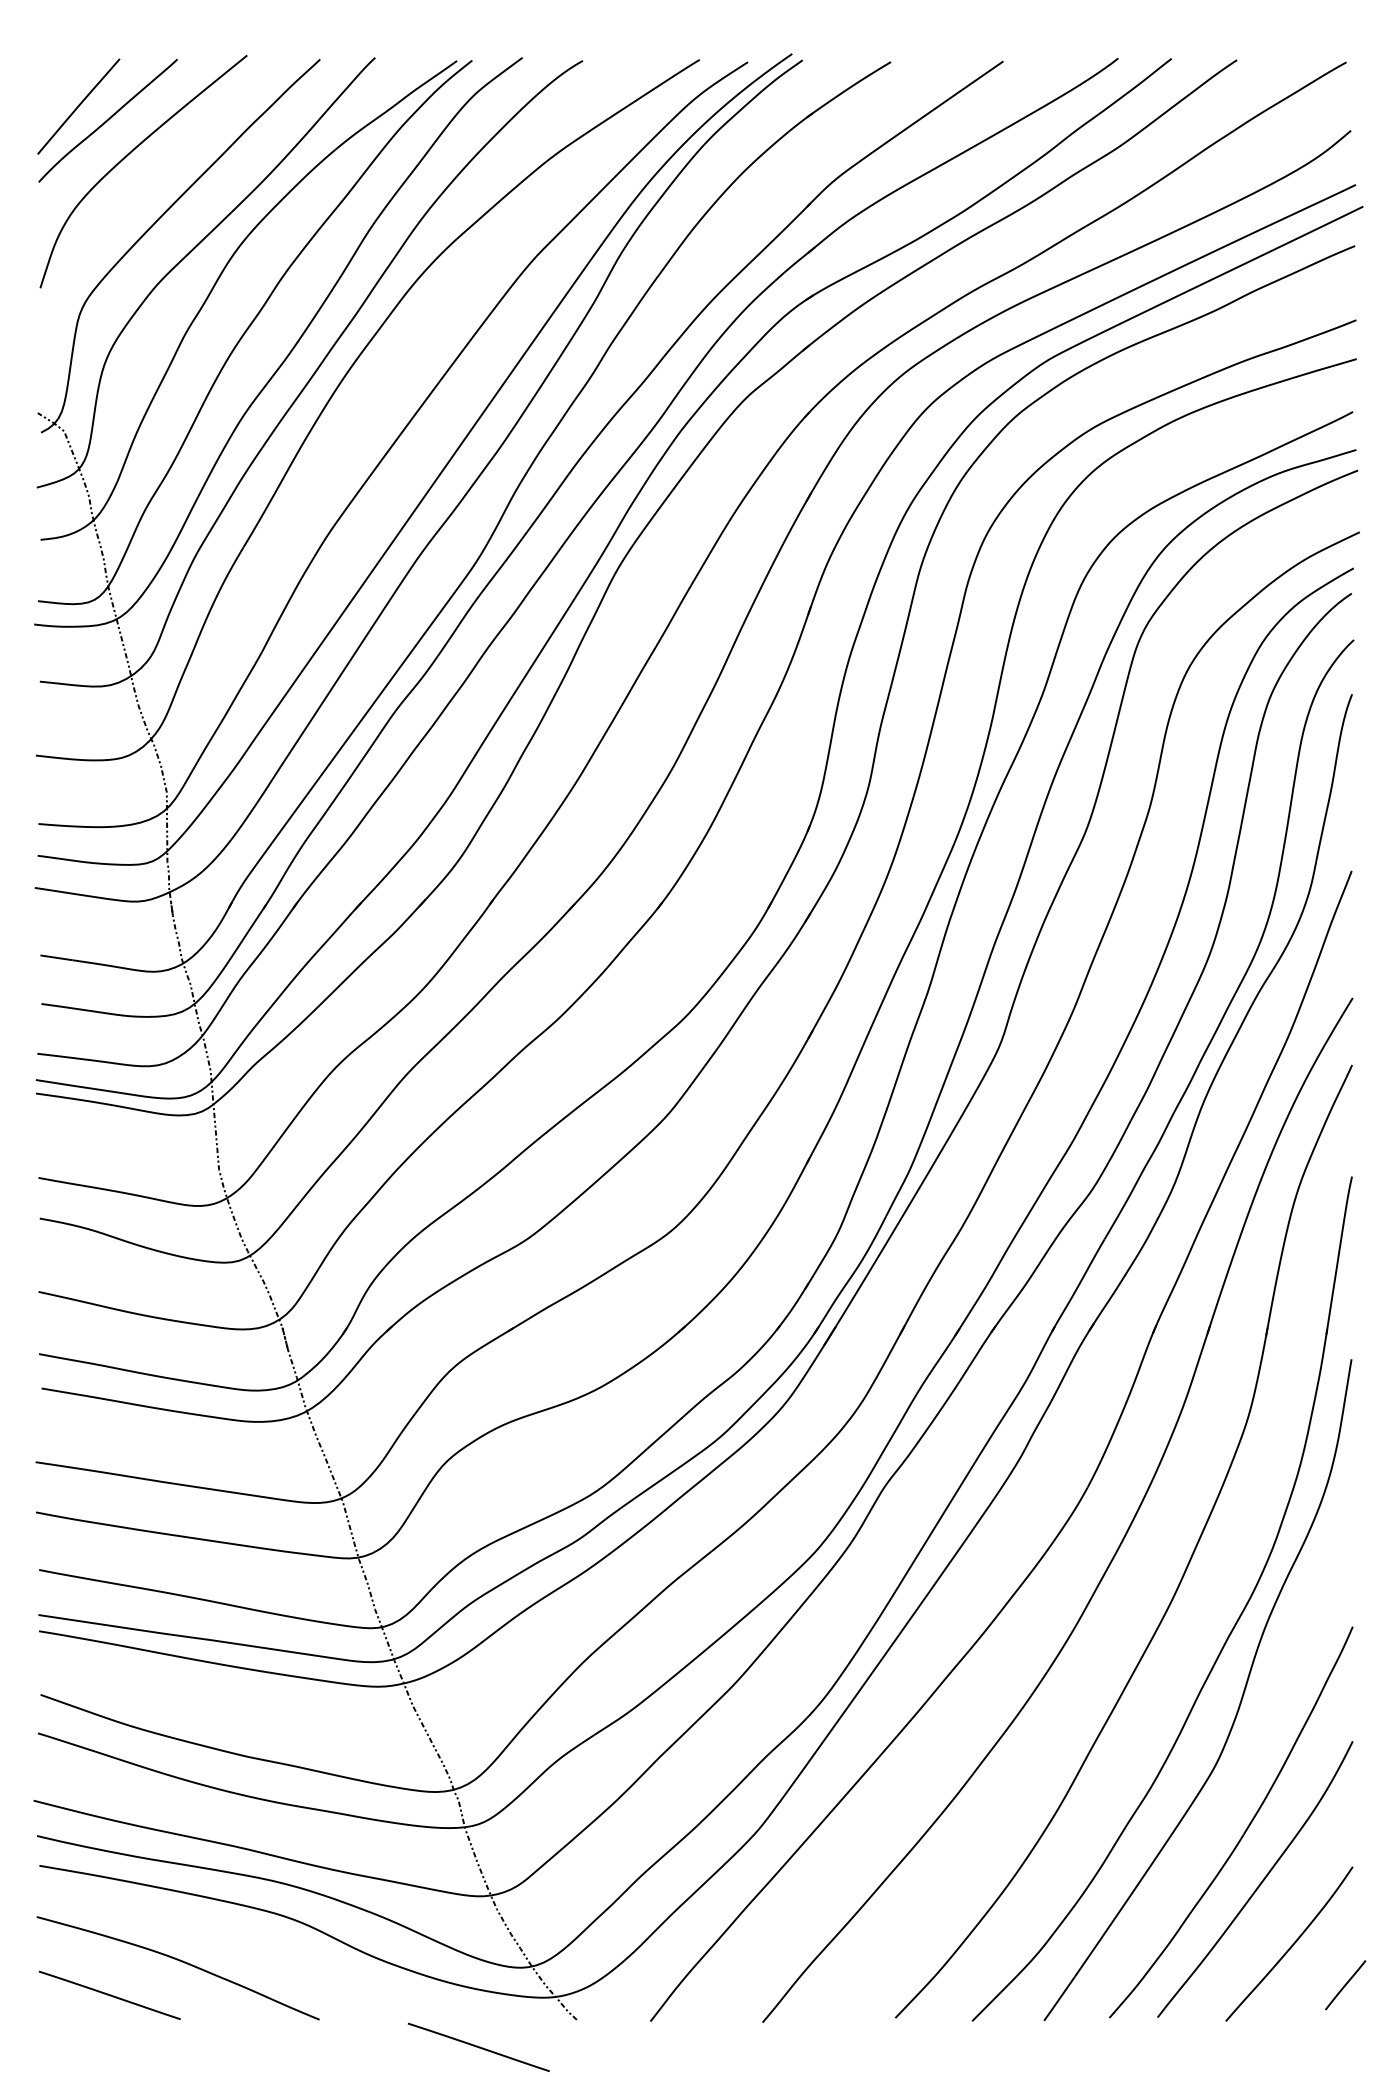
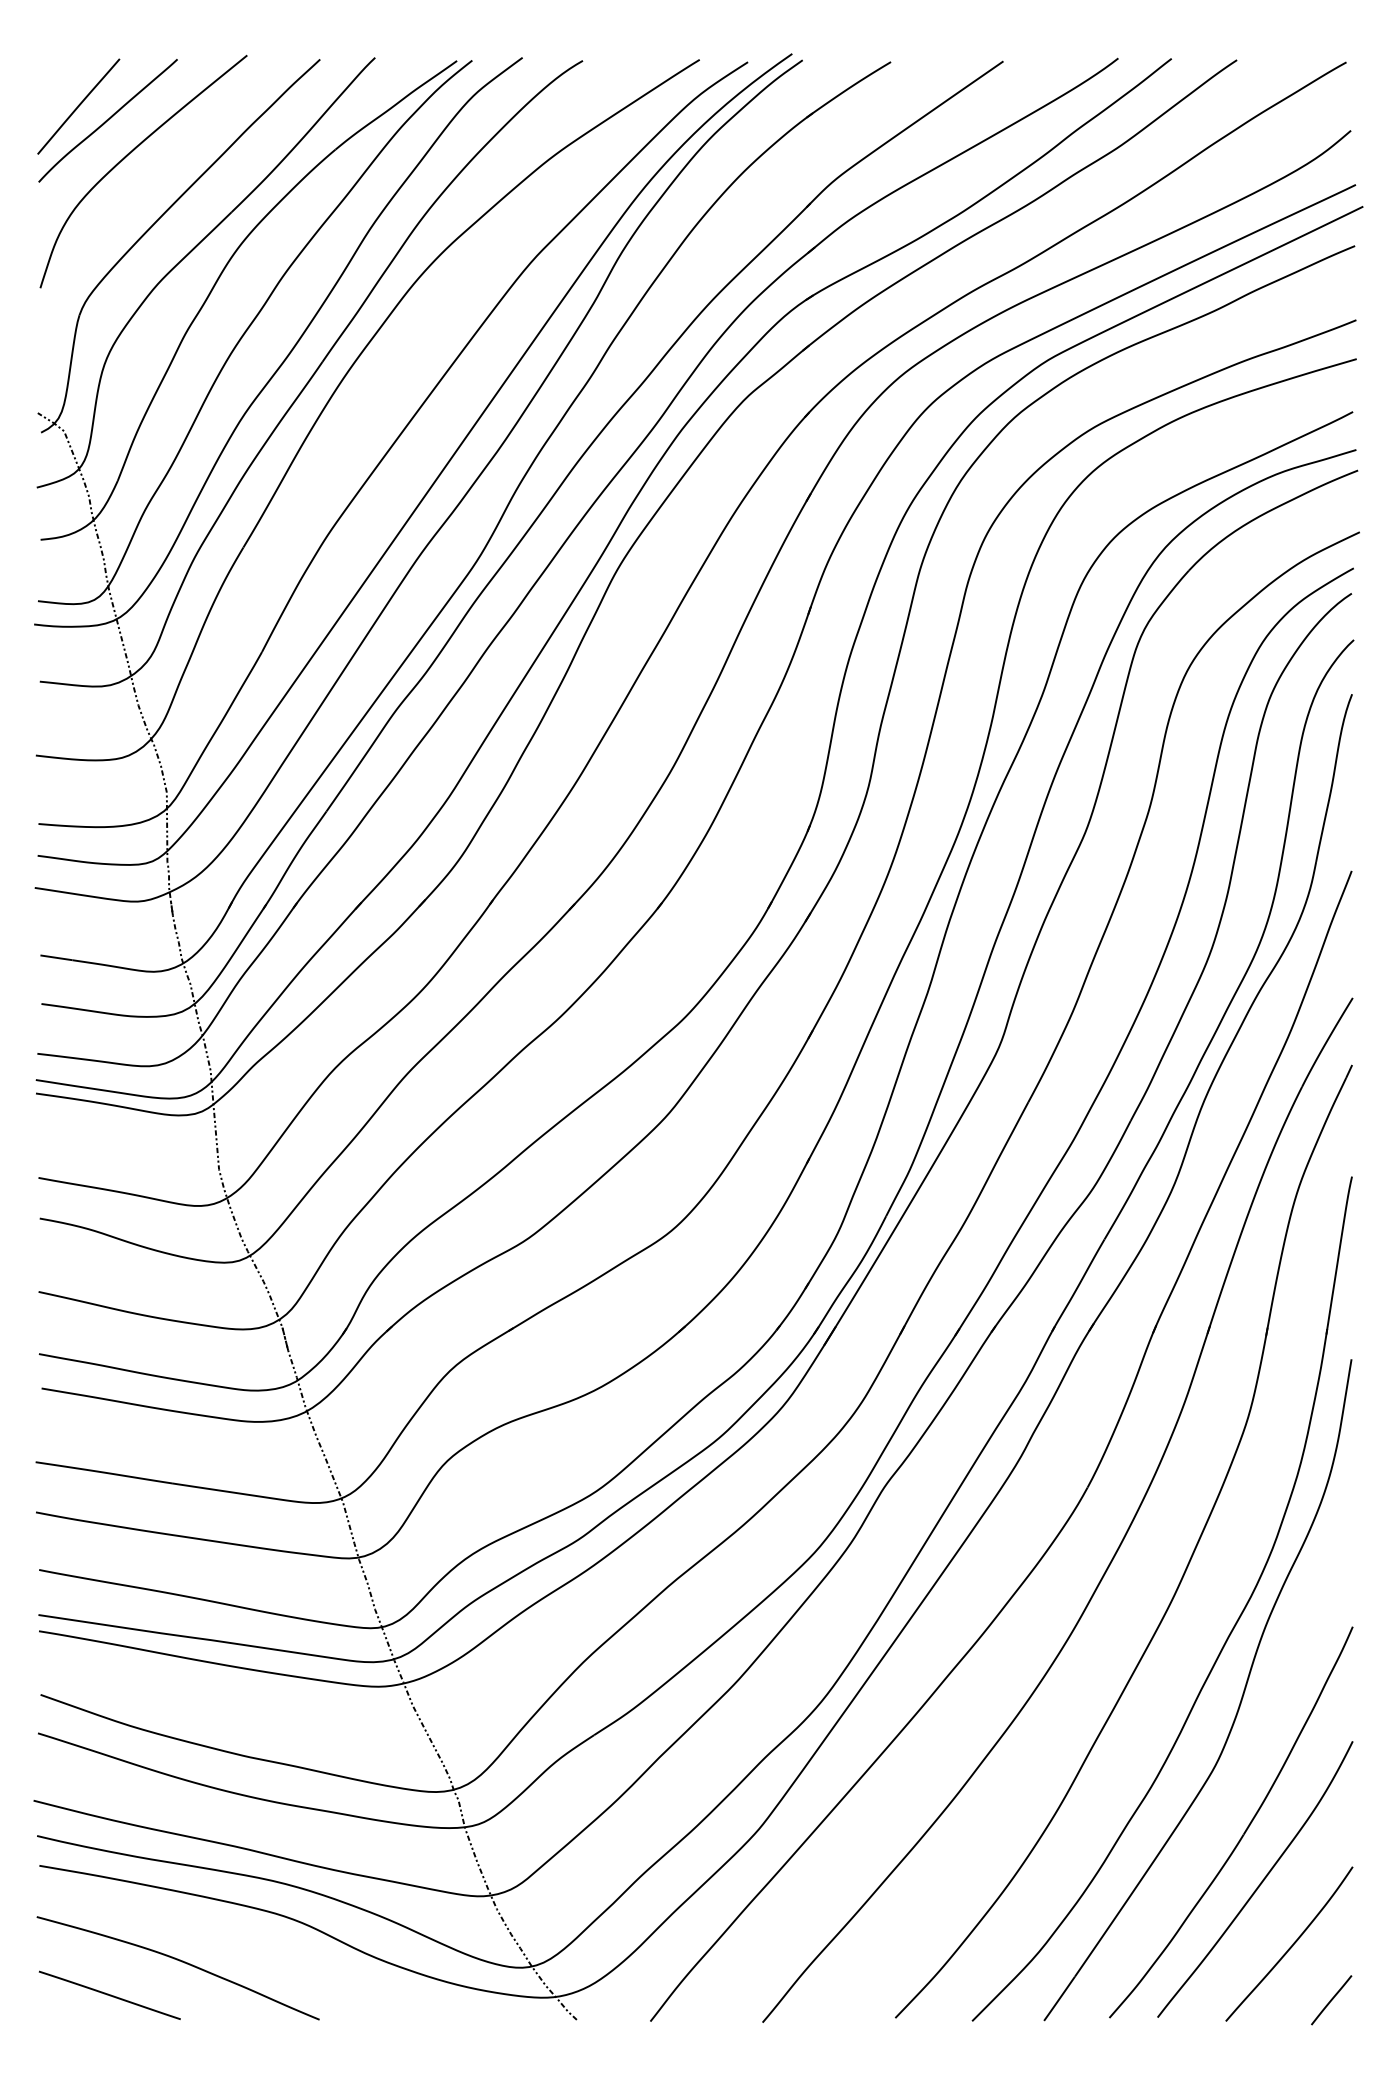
line position: (1345, 1985) -> (1331, 2000) (1331, 2000)
line: present -> none (478, 2046)
